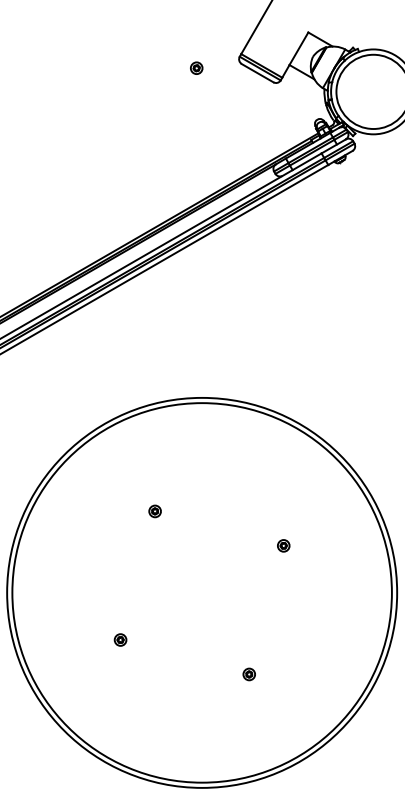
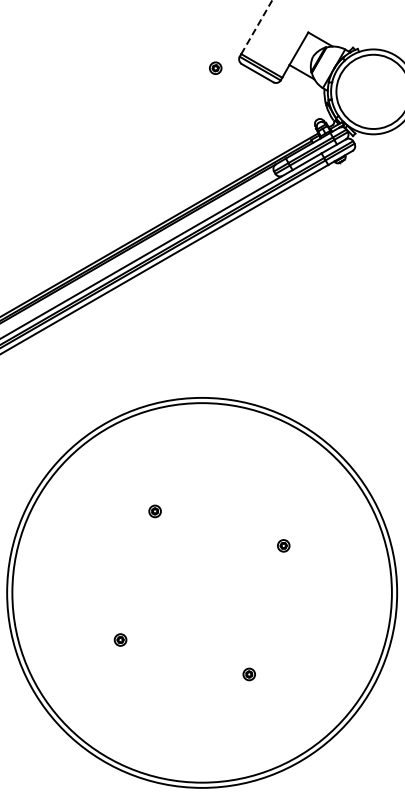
line: solid -> dashed (256, 27)
part position: (196, 67) -> (215, 67) (215, 67)
